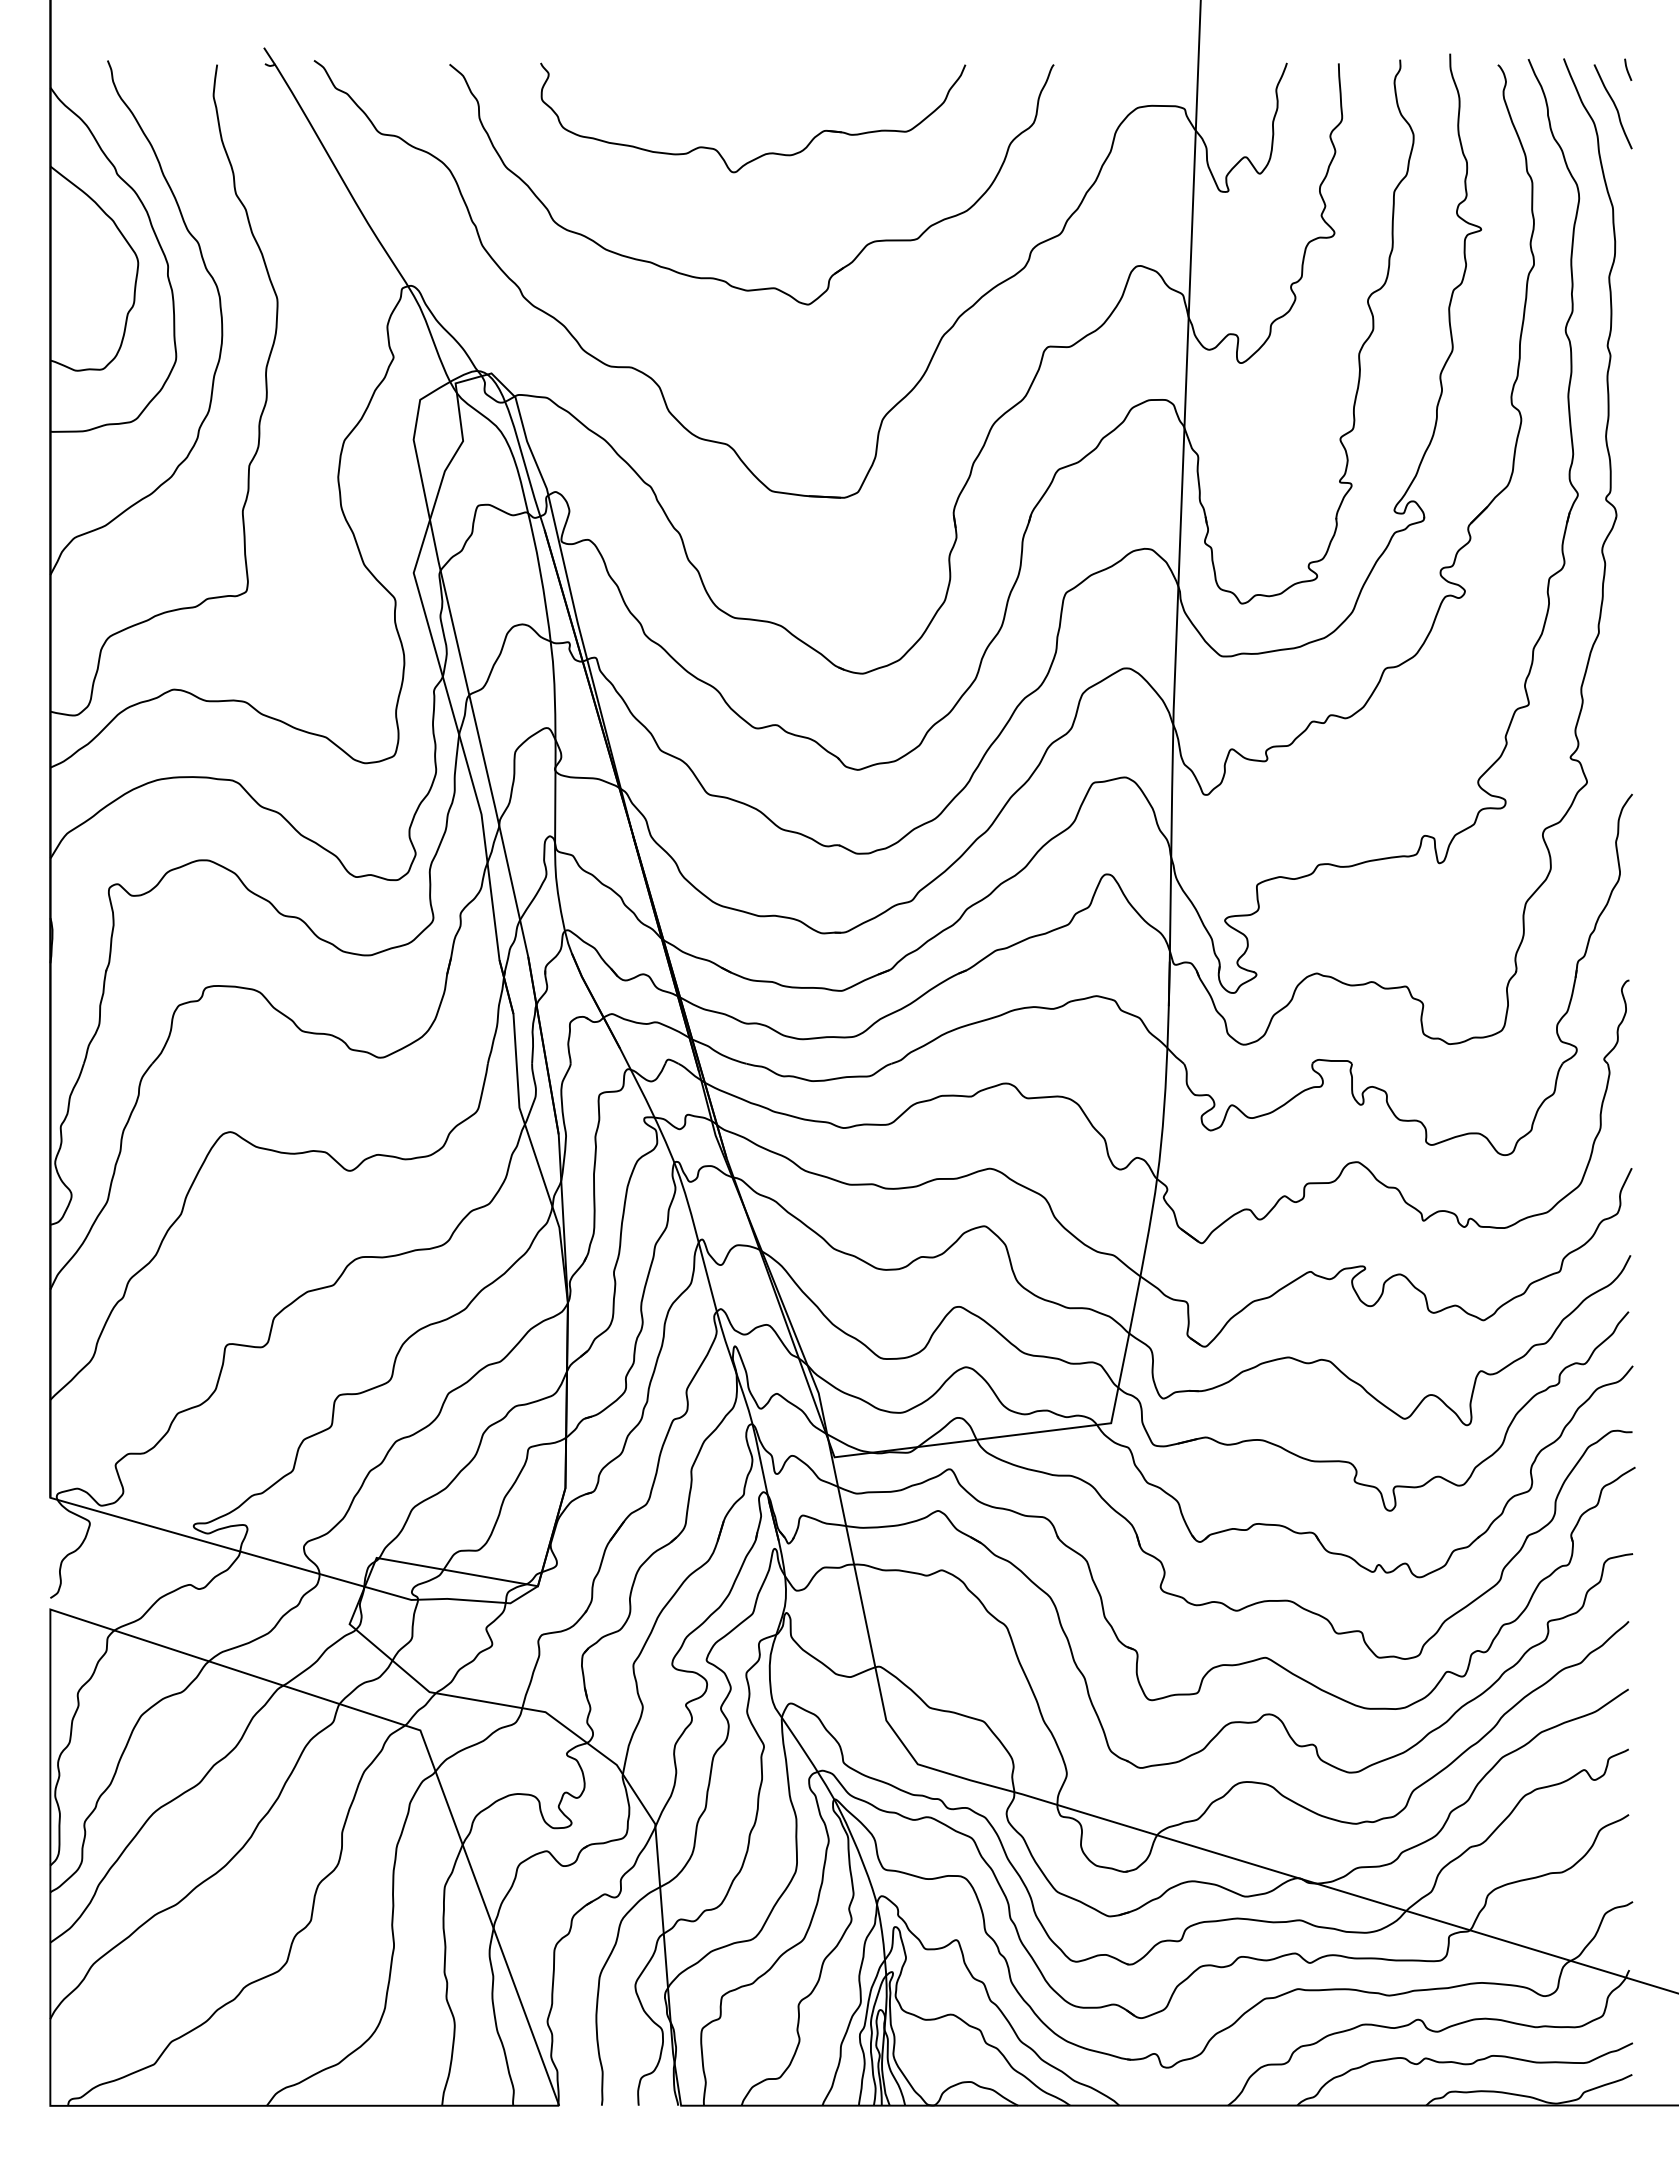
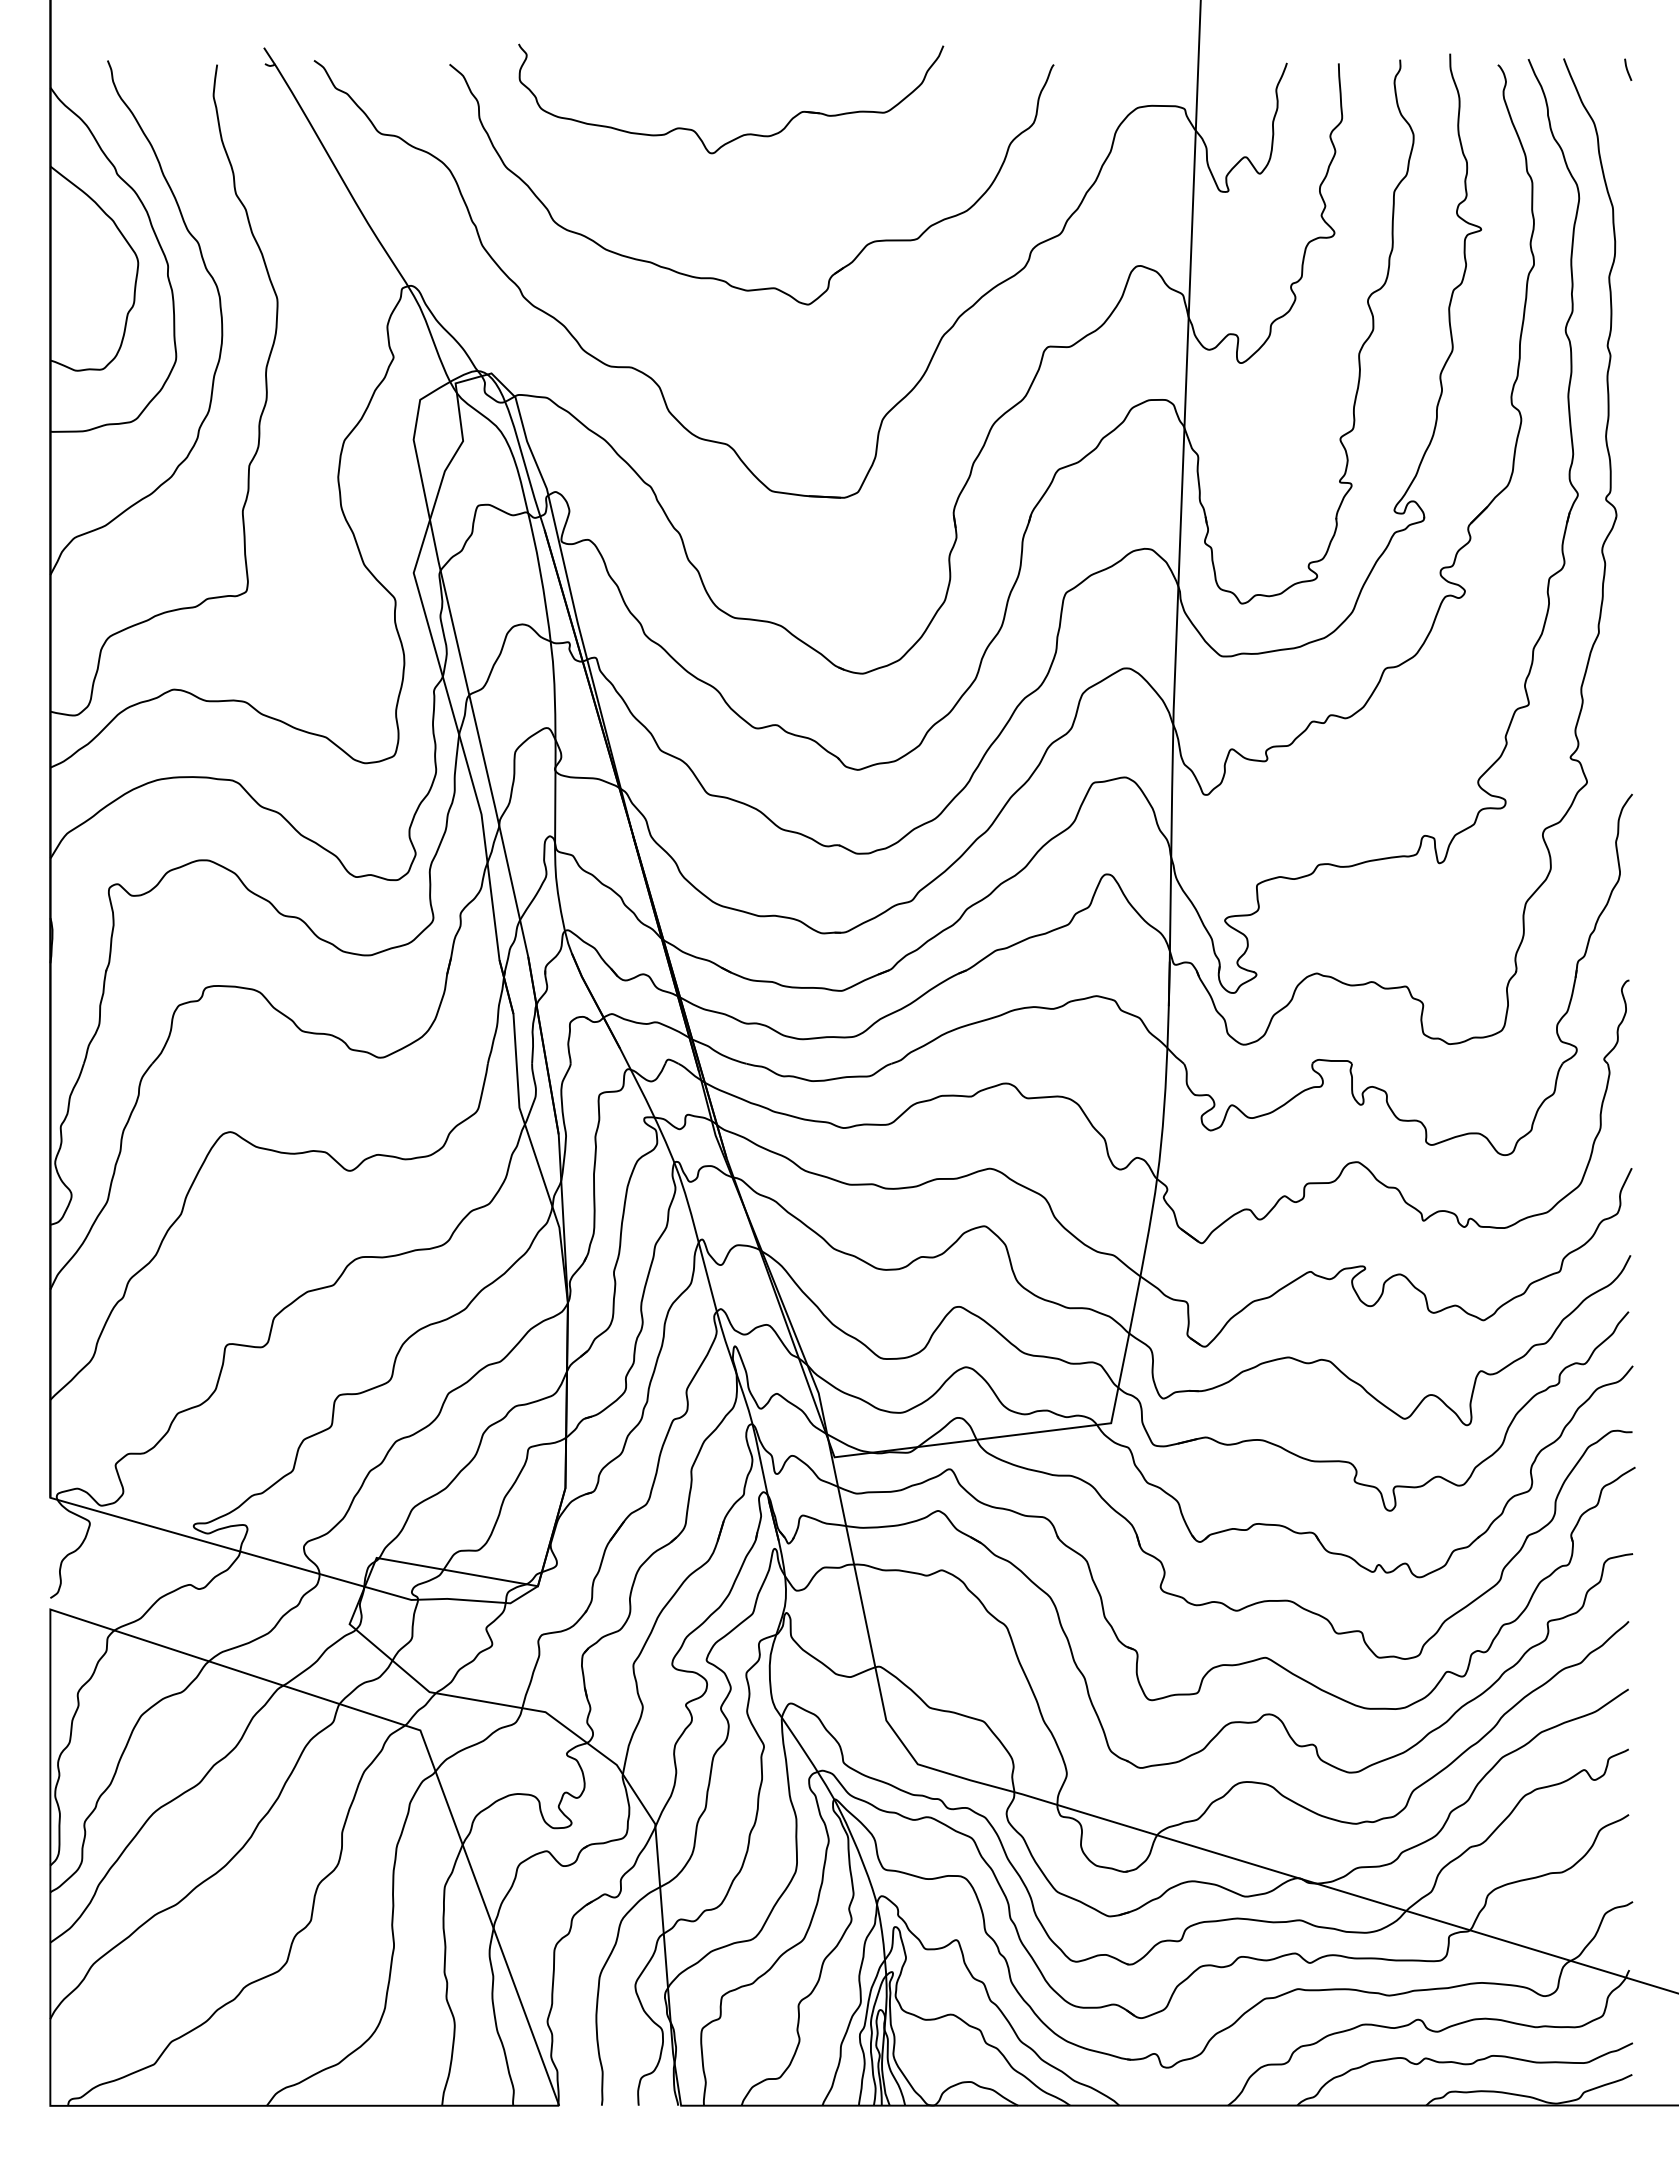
curve: present -> none (1614, 106)
part position: (764, 153) -> (742, 134) (742, 134)
